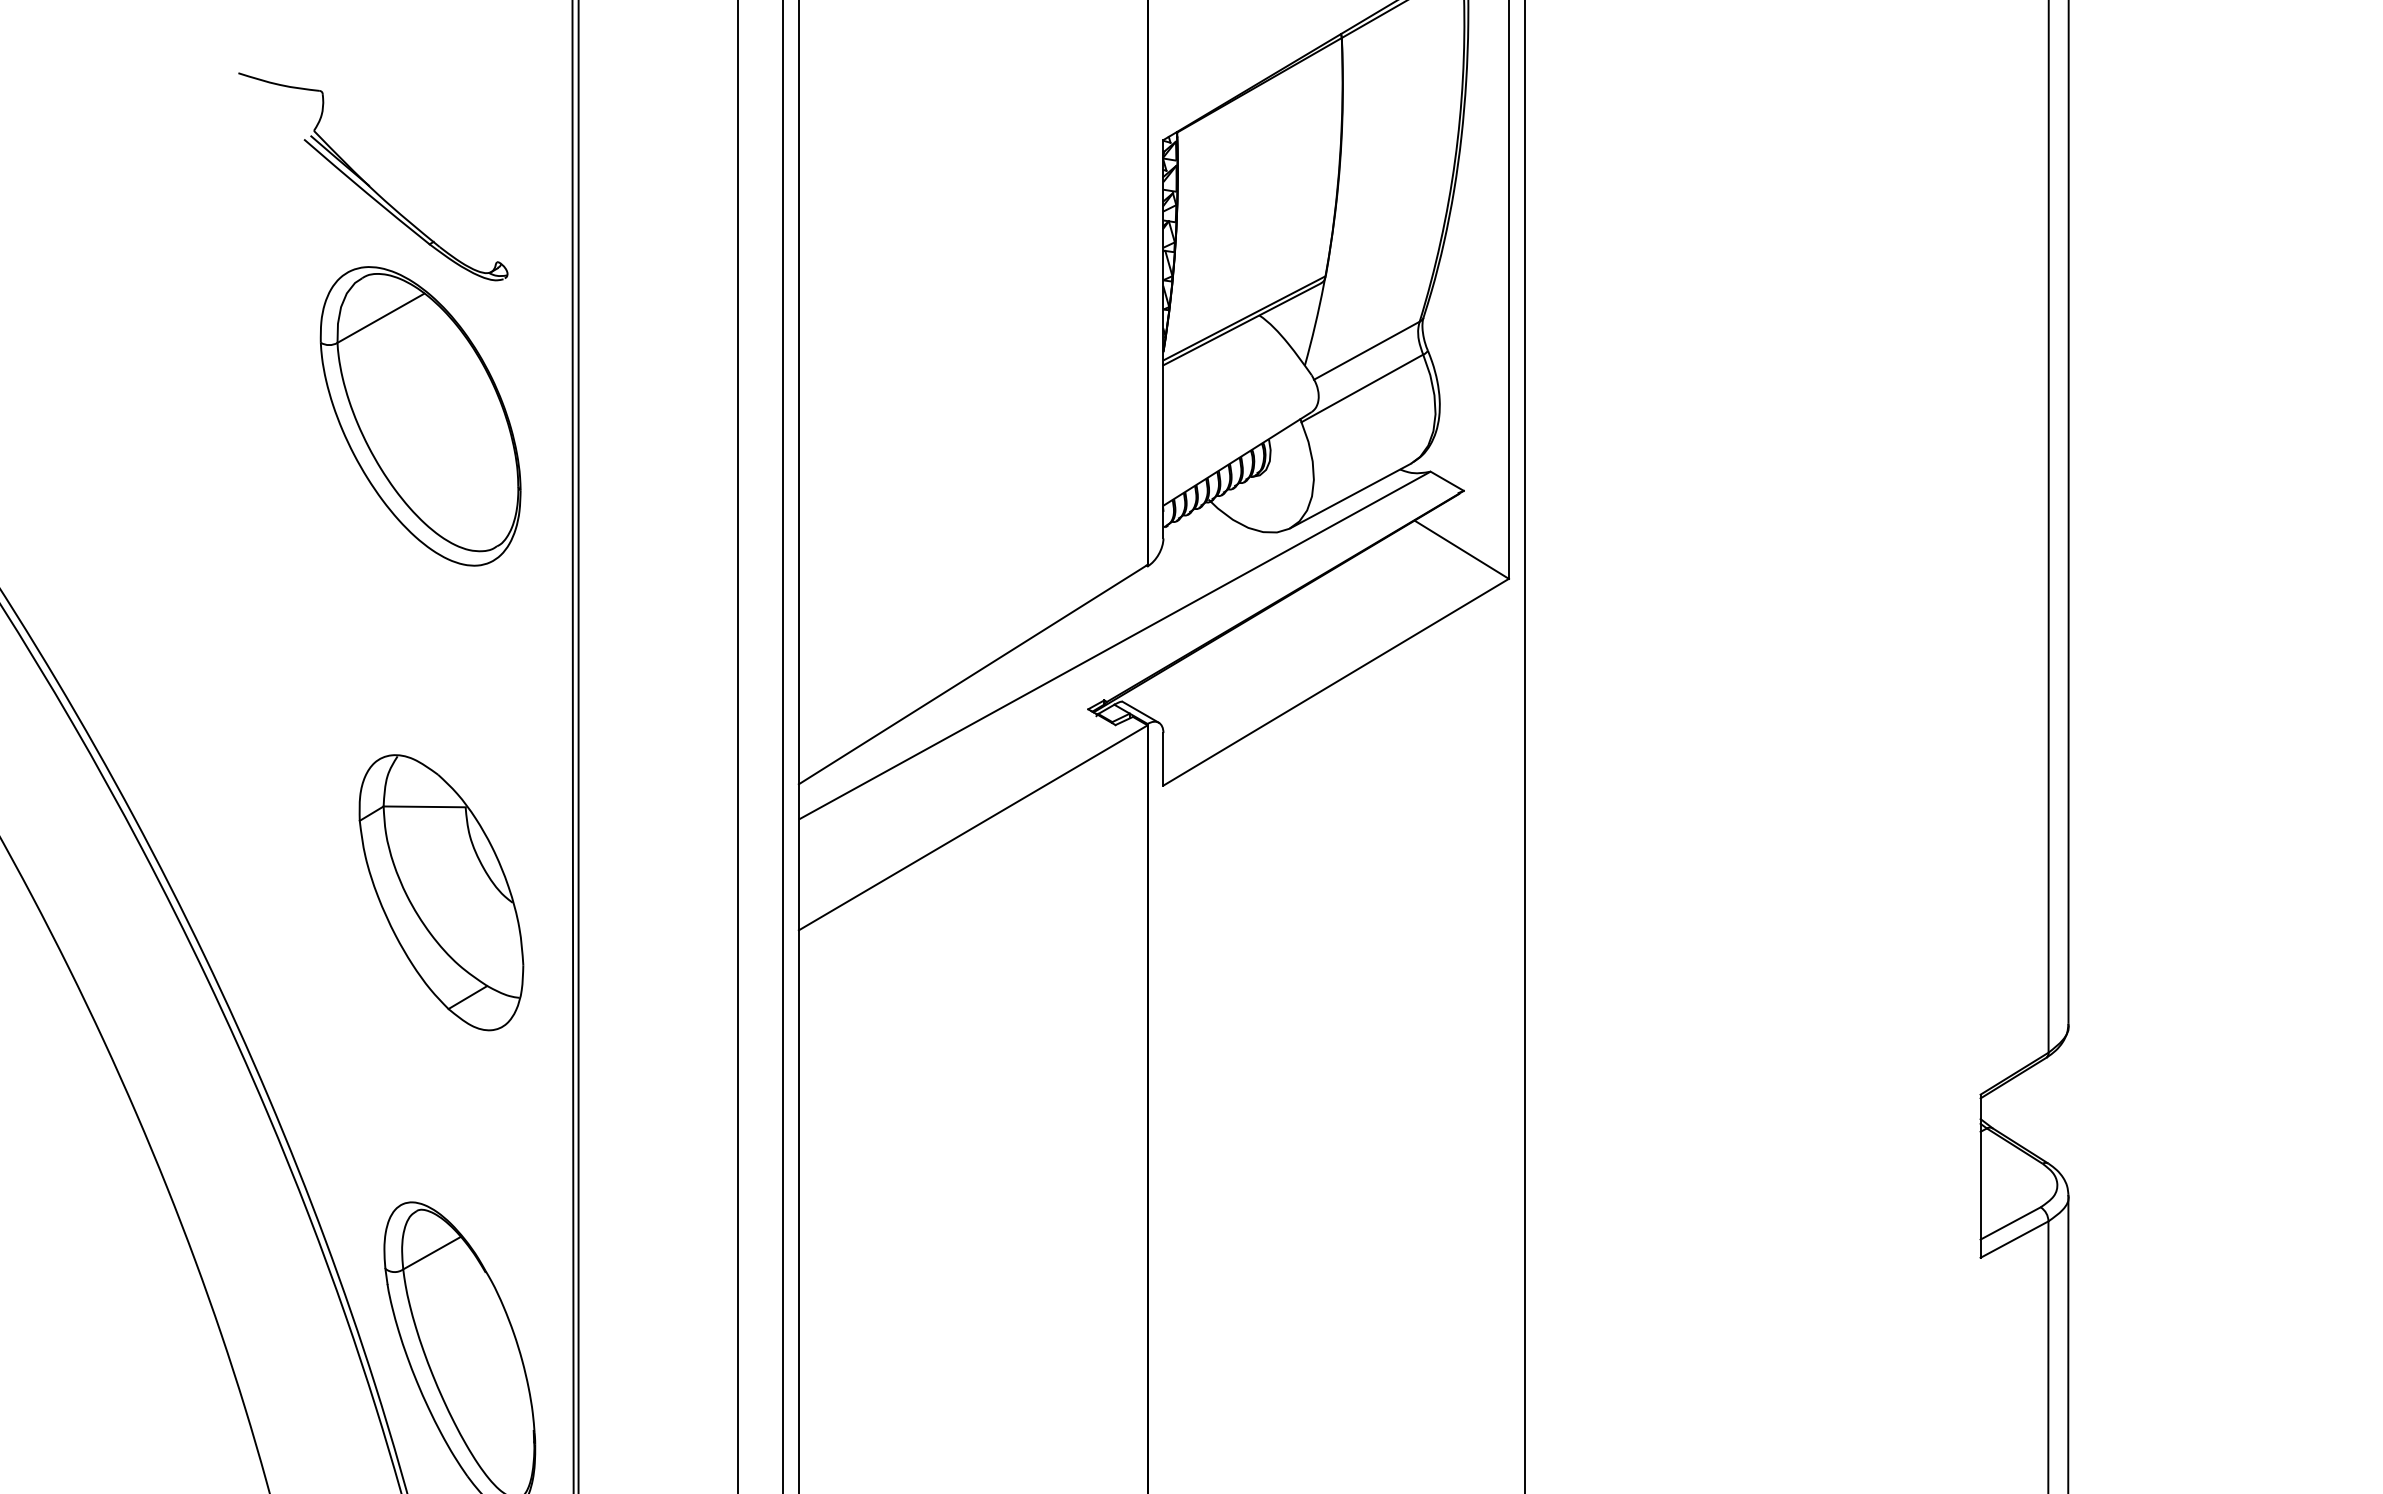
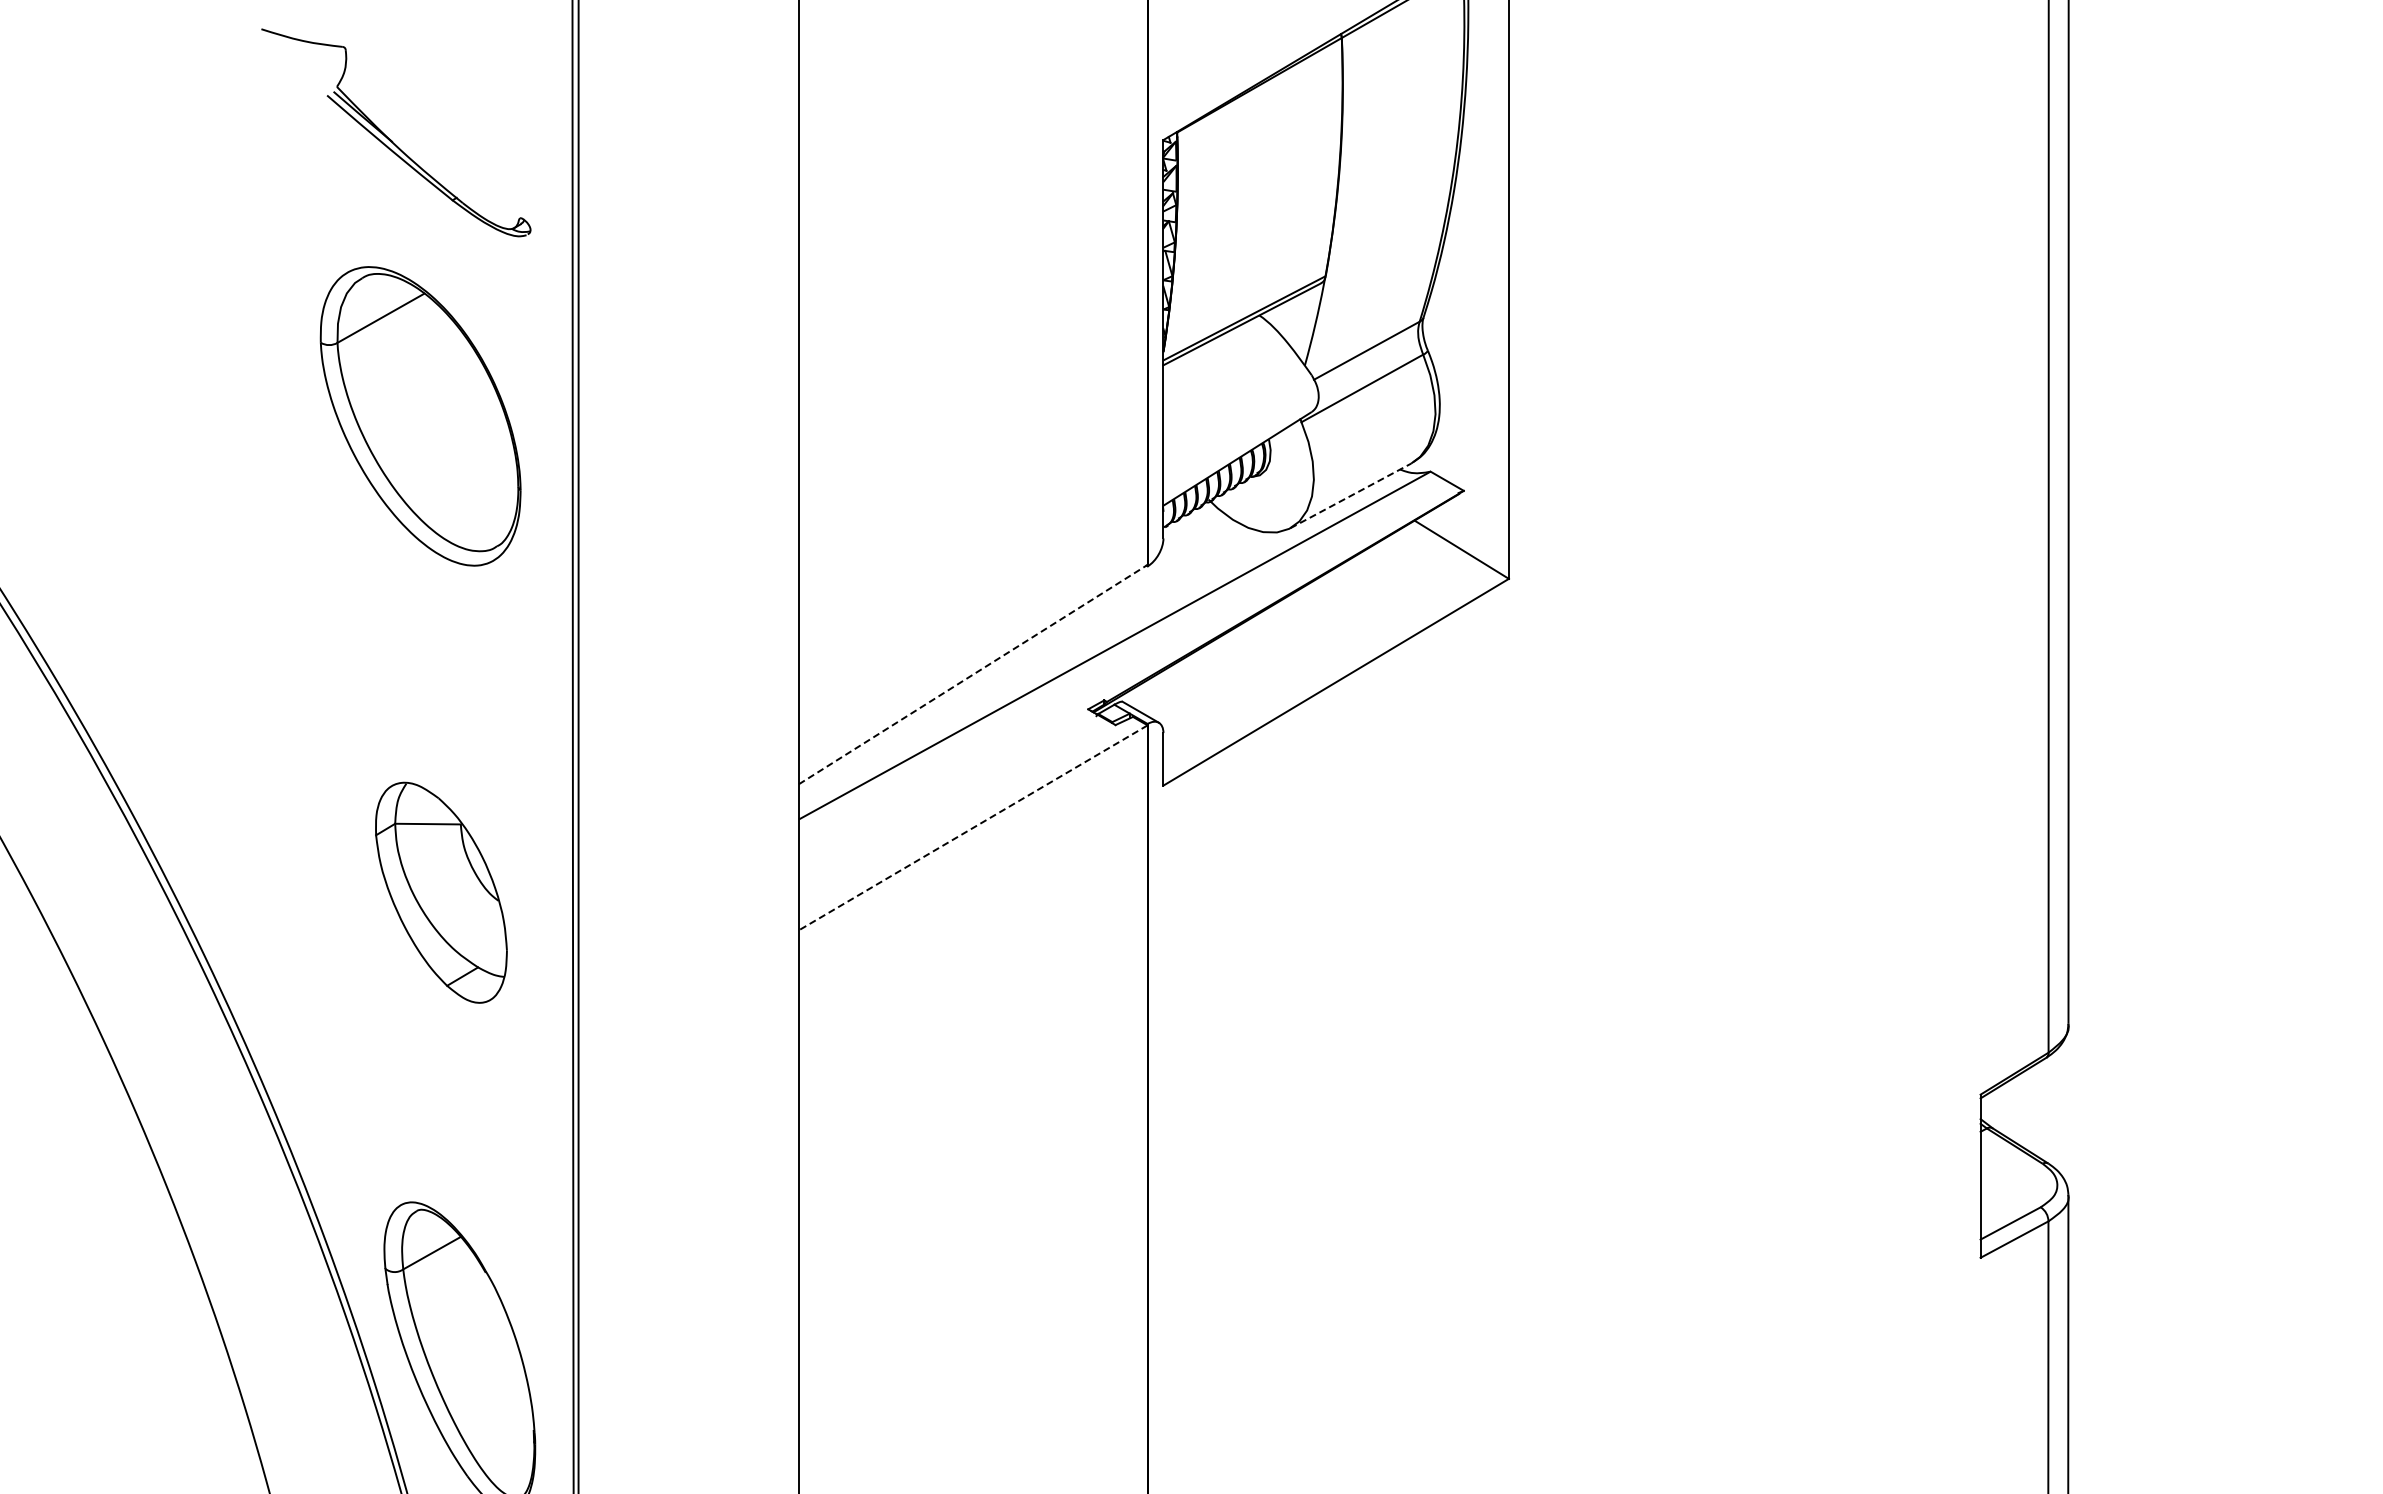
part position: (368, 183) -> (391, 139) (391, 139)
line: solid -> dashed (1351, 495)
line: solid -> dashed (973, 674)
line: present -> none (737, 746)
line: present -> none (783, 746)
line: present -> none (1524, 746)
line: solid -> dashed (972, 828)
part size: 167x278 px -> 133x223 px (441, 892)
